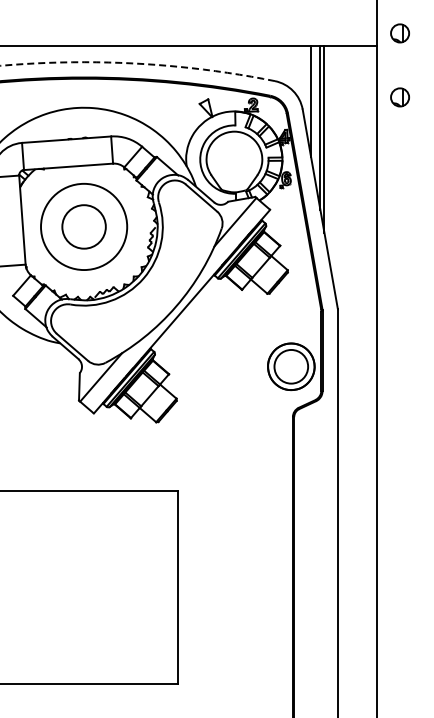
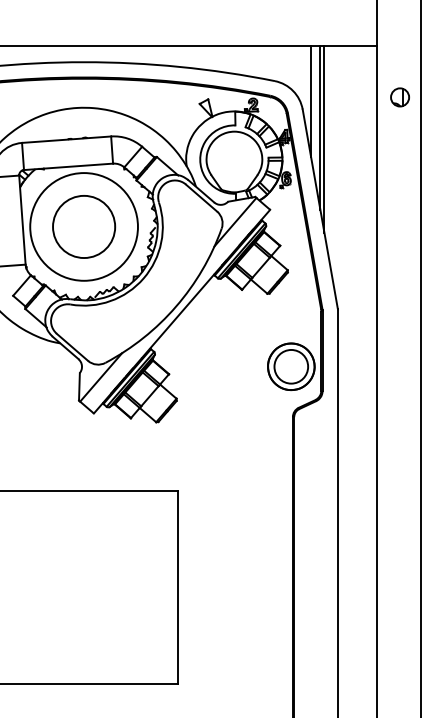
part: present -> none (399, 33)
arc: dashed -> solid (139, 63)
circle diameter: 44 px -> 62 px (84, 226)
circle diameter: 86 px -> 108 px (83, 226)
line: none -> present (420, 358)
